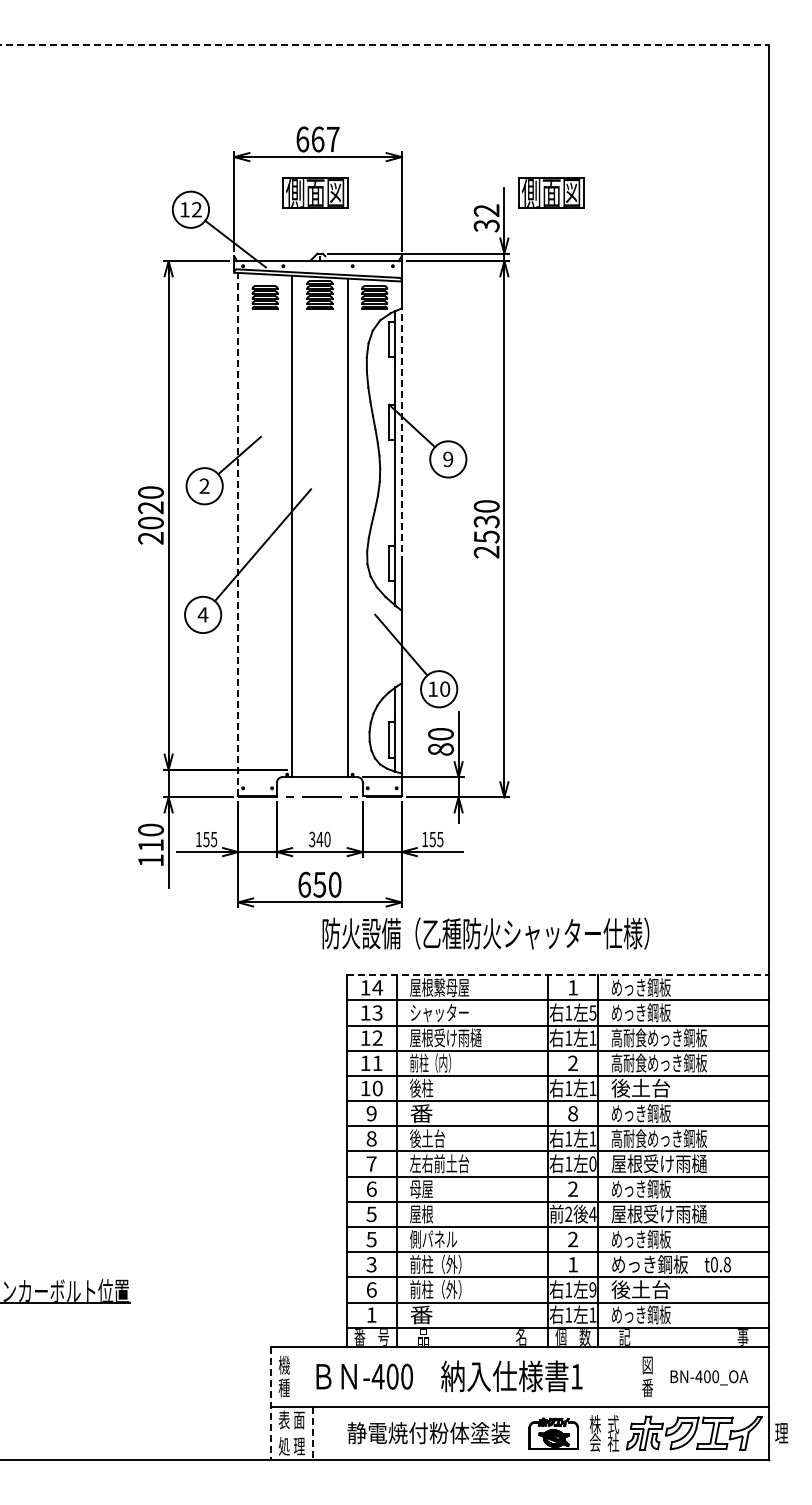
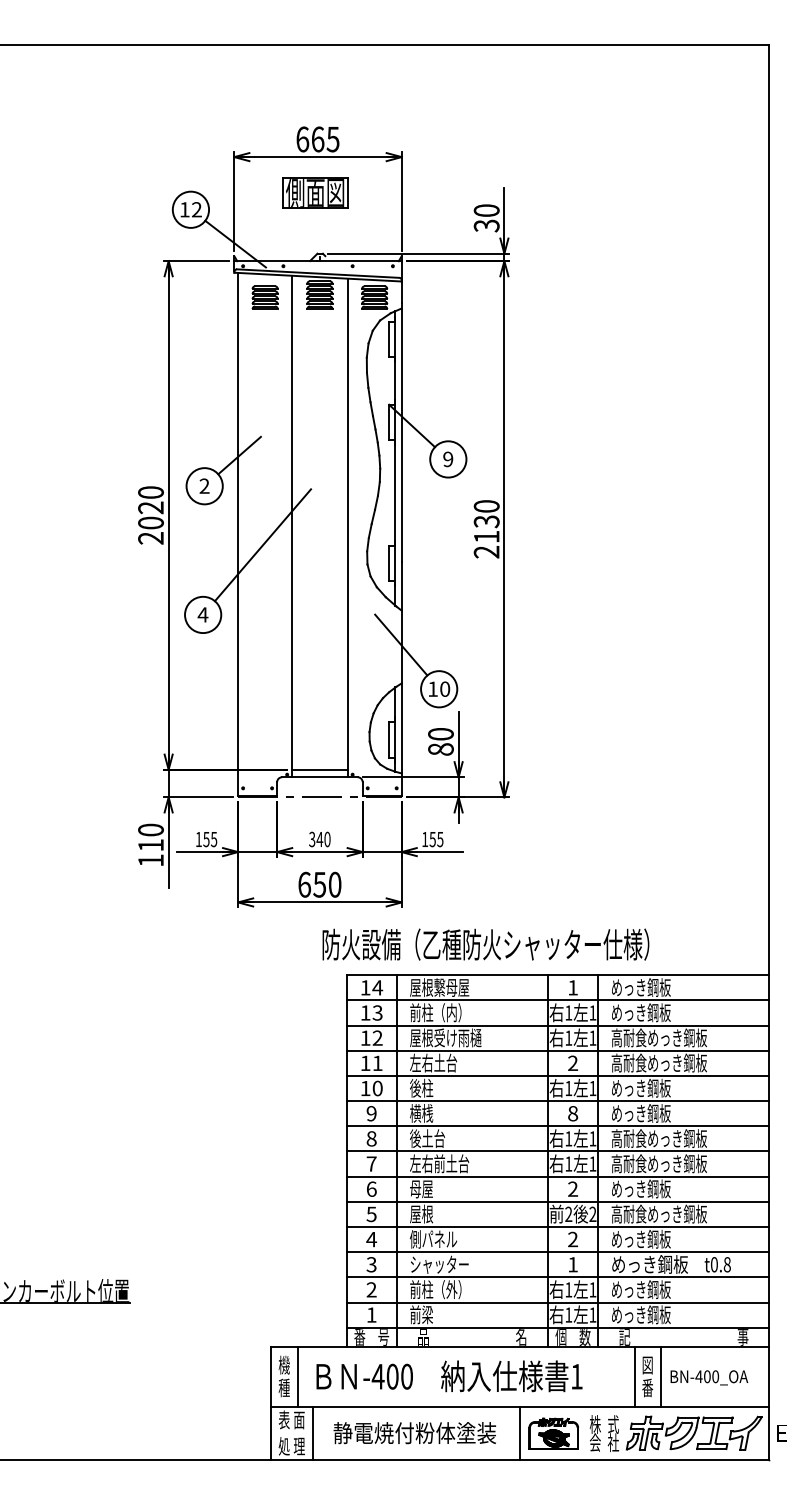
line: dashed -> solid (385, 45)
text: 667 -> 665 (332, 139)
part: present -> none (551, 192)
text: 32 -> 30 (486, 210)
line: dashed -> solid (401, 432)
line: dashed -> solid (238, 533)
text: 2530 -> 2130 (486, 536)
line: none -> present (319, 769)
text position: (485, 933) -> (485, 944) (485, 944)
line: dashed -> solid (558, 975)
text: シャッター -> 前柱（内） (439, 1012)
text: 5 -> 1 (592, 1012)
text: 前柱（内） -> 左右土台 (433, 1062)
text: 後土台 -> めっき鋼板 (640, 1087)
text: 番 -> 横桟 (421, 1113)
text: 0 -> 1 (592, 1163)
text: 屋根受け雨樋 -> 高耐食めっき鋼板 (658, 1163)
text: 4 -> 2 (592, 1213)
text: 屋根受け雨樋 -> 高耐食めっき鋼板 (658, 1213)
text: 5 -> 4 (371, 1239)
text: 前柱（外） -> シャッター (439, 1264)
text: 6 -> 2 (371, 1289)
text: 9 -> 1 (592, 1289)
text: 後土台 -> めっき鋼板 (640, 1289)
text: 番 -> 前梁 (421, 1314)
line: none -> present (297, 1376)
line: none -> present (634, 1376)
line: none -> present (660, 1376)
line: dashed -> solid (271, 1403)
line: none -> present (520, 1432)
line: dashed -> solid (312, 1433)
text position: (428, 1433) -> (414, 1433) (414, 1433)
text: 理 -> E (781, 1433)
